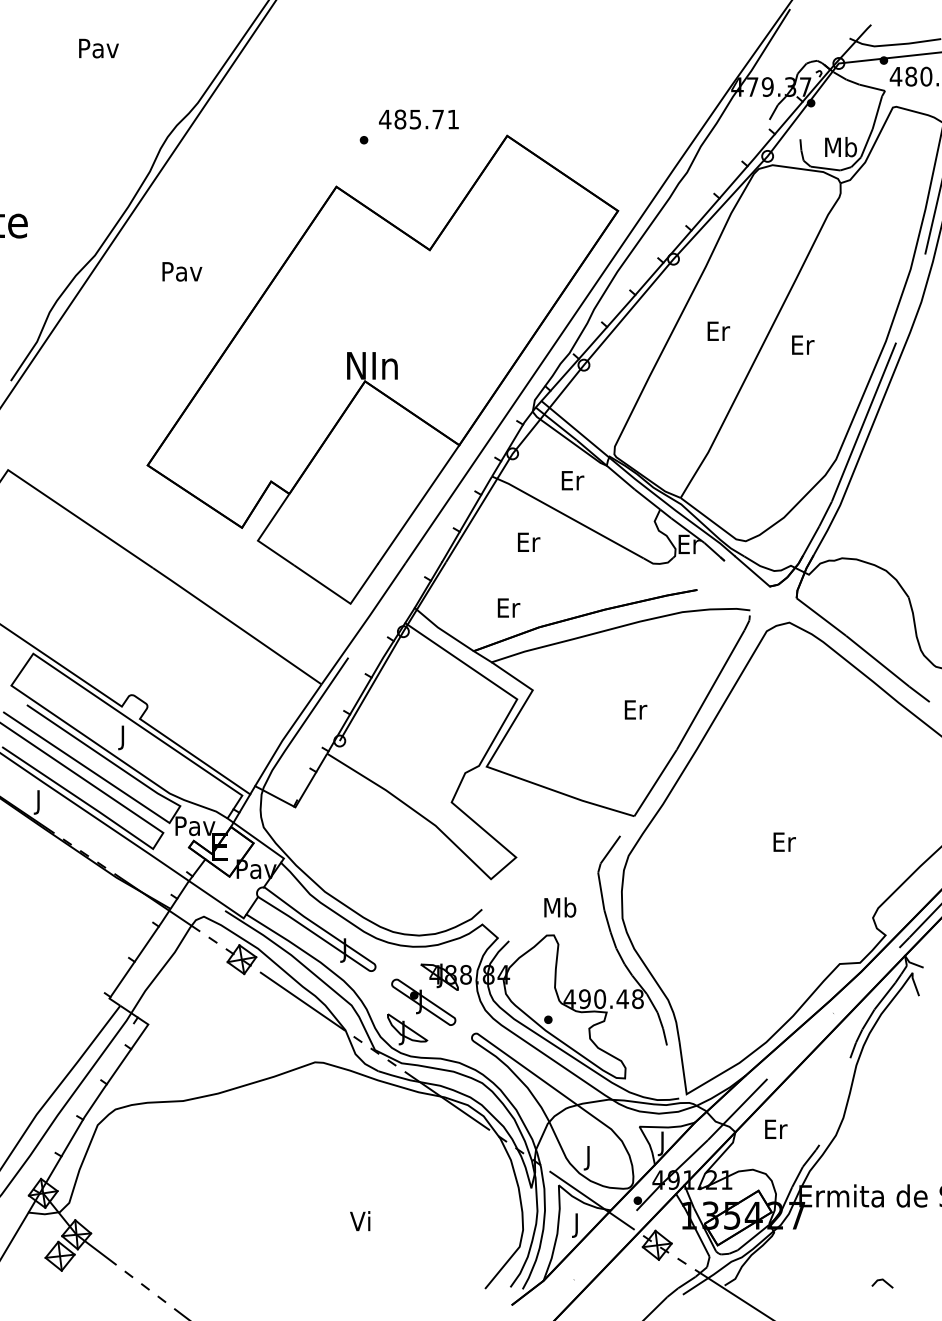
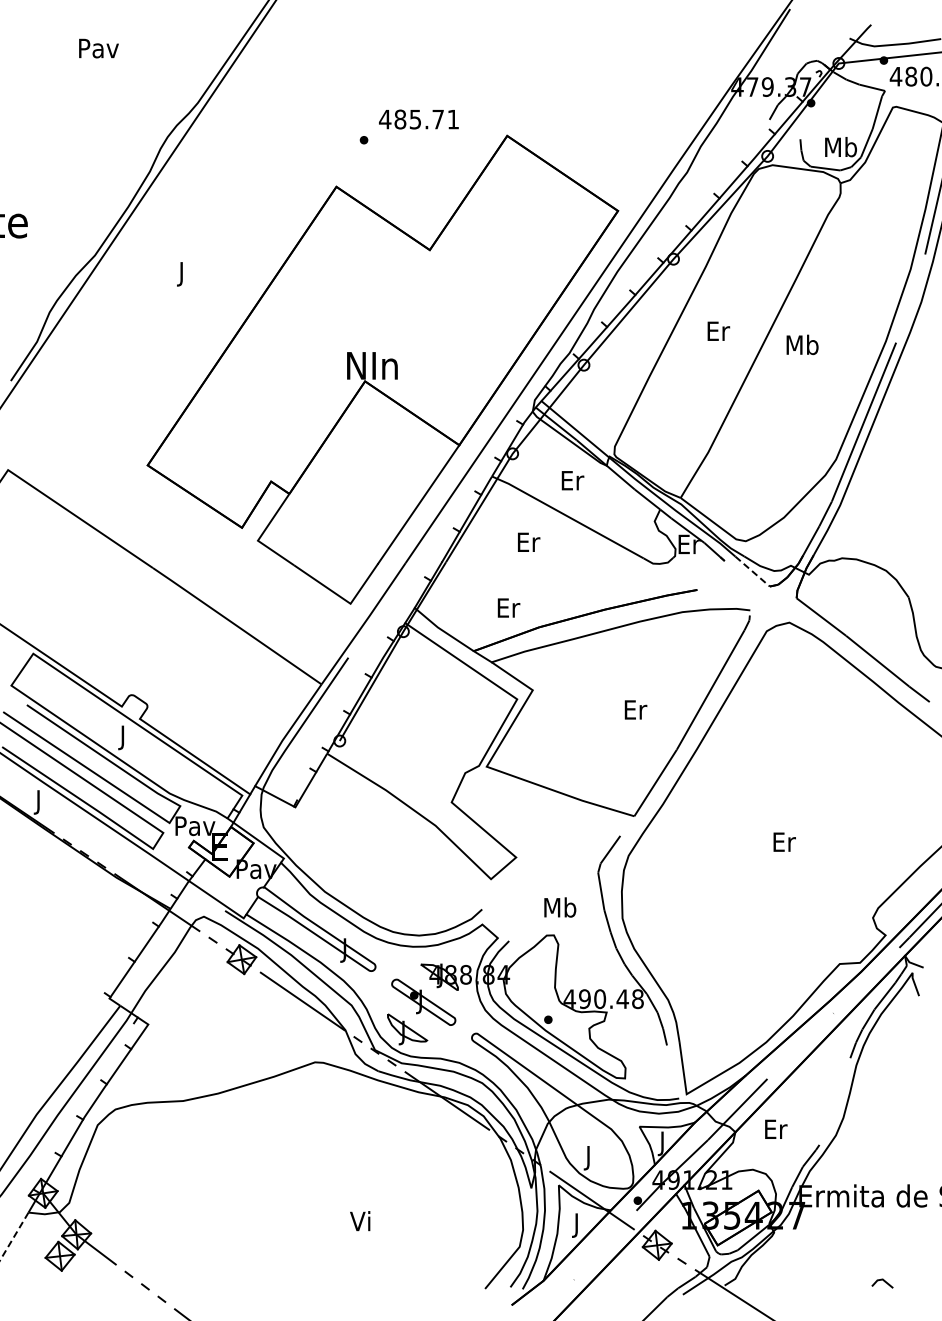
text: Pav -> J (182, 274)
text: Er -> Mb (802, 344)
line: solid -> dashed (752, 571)
line: solid -> dashed (14, 1236)
